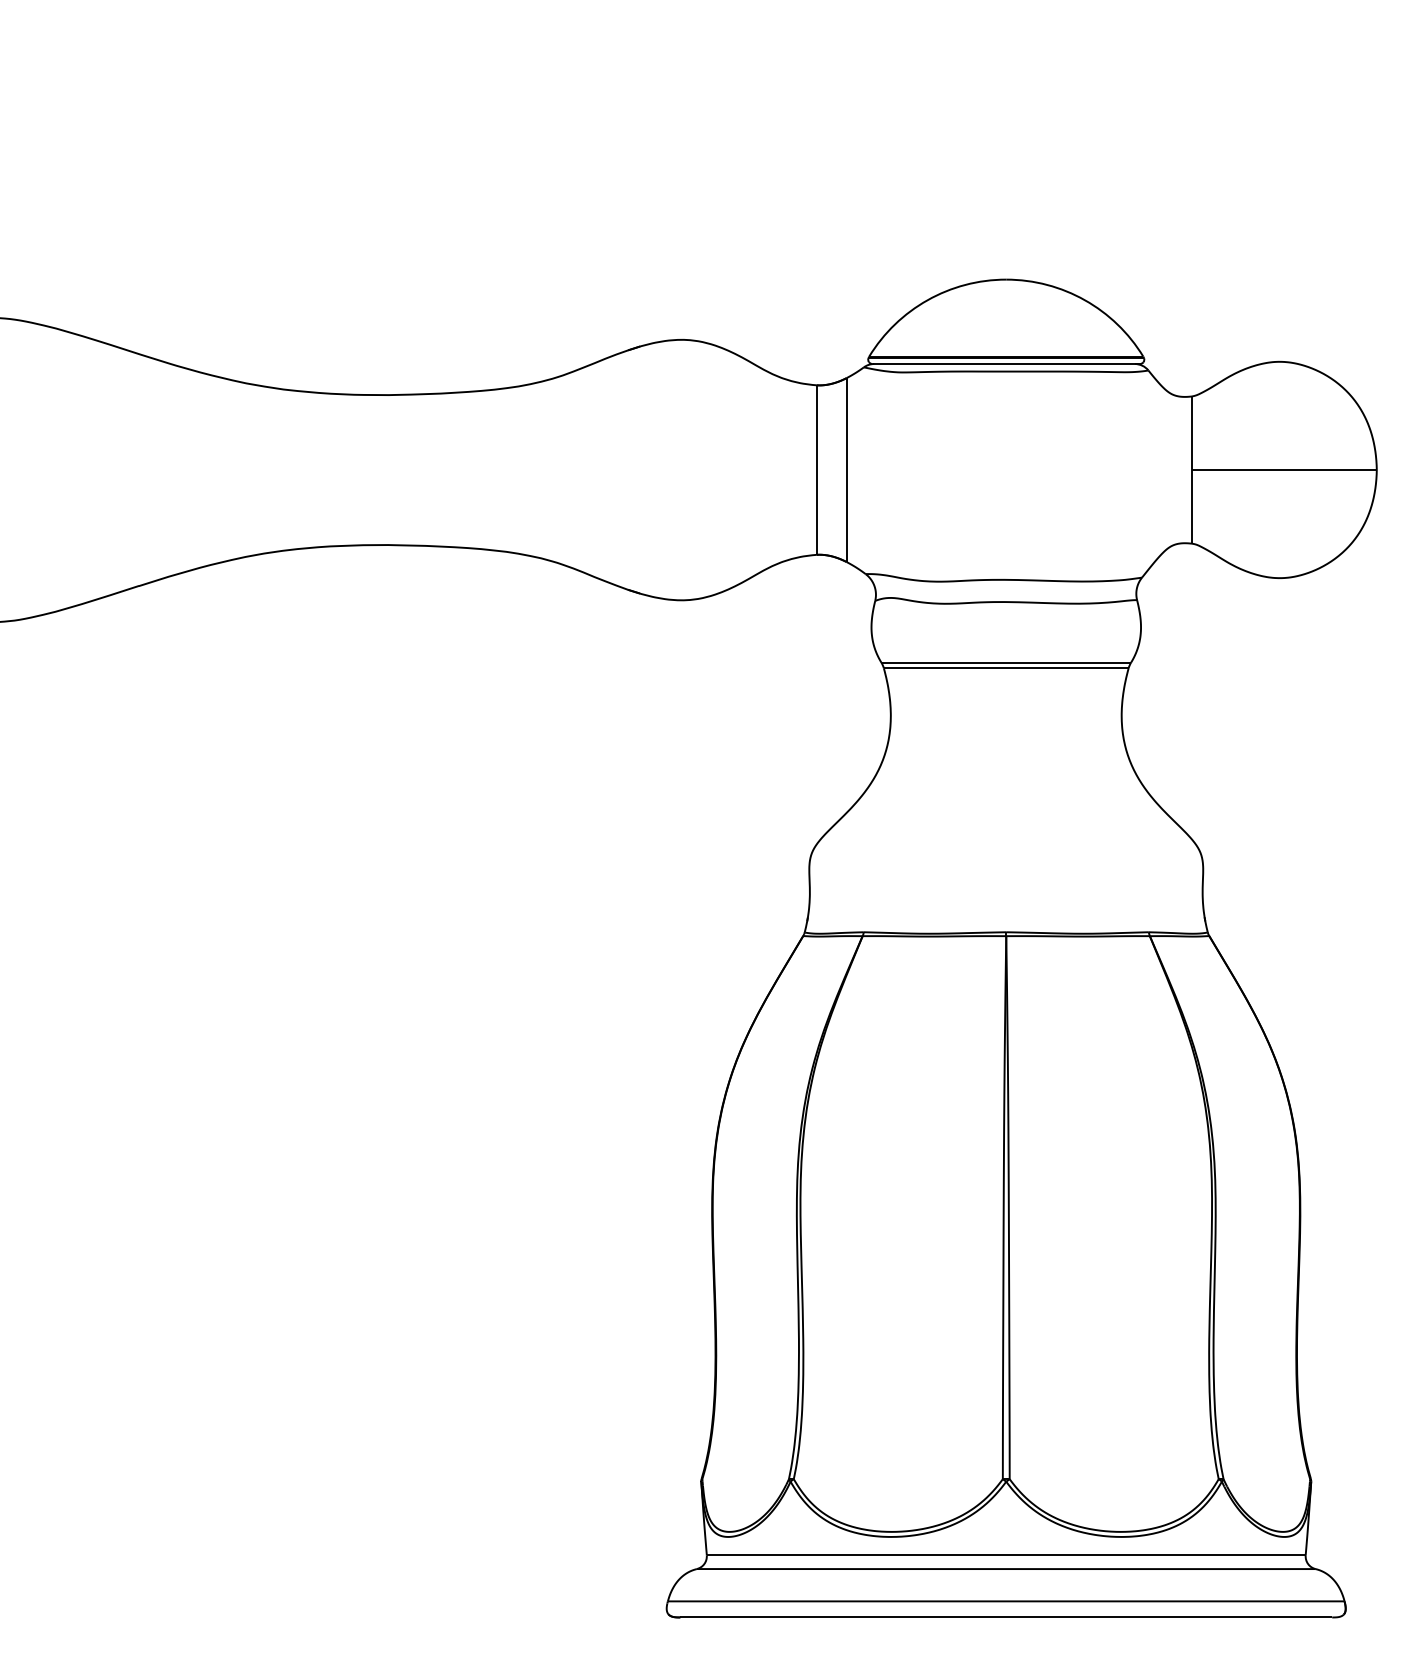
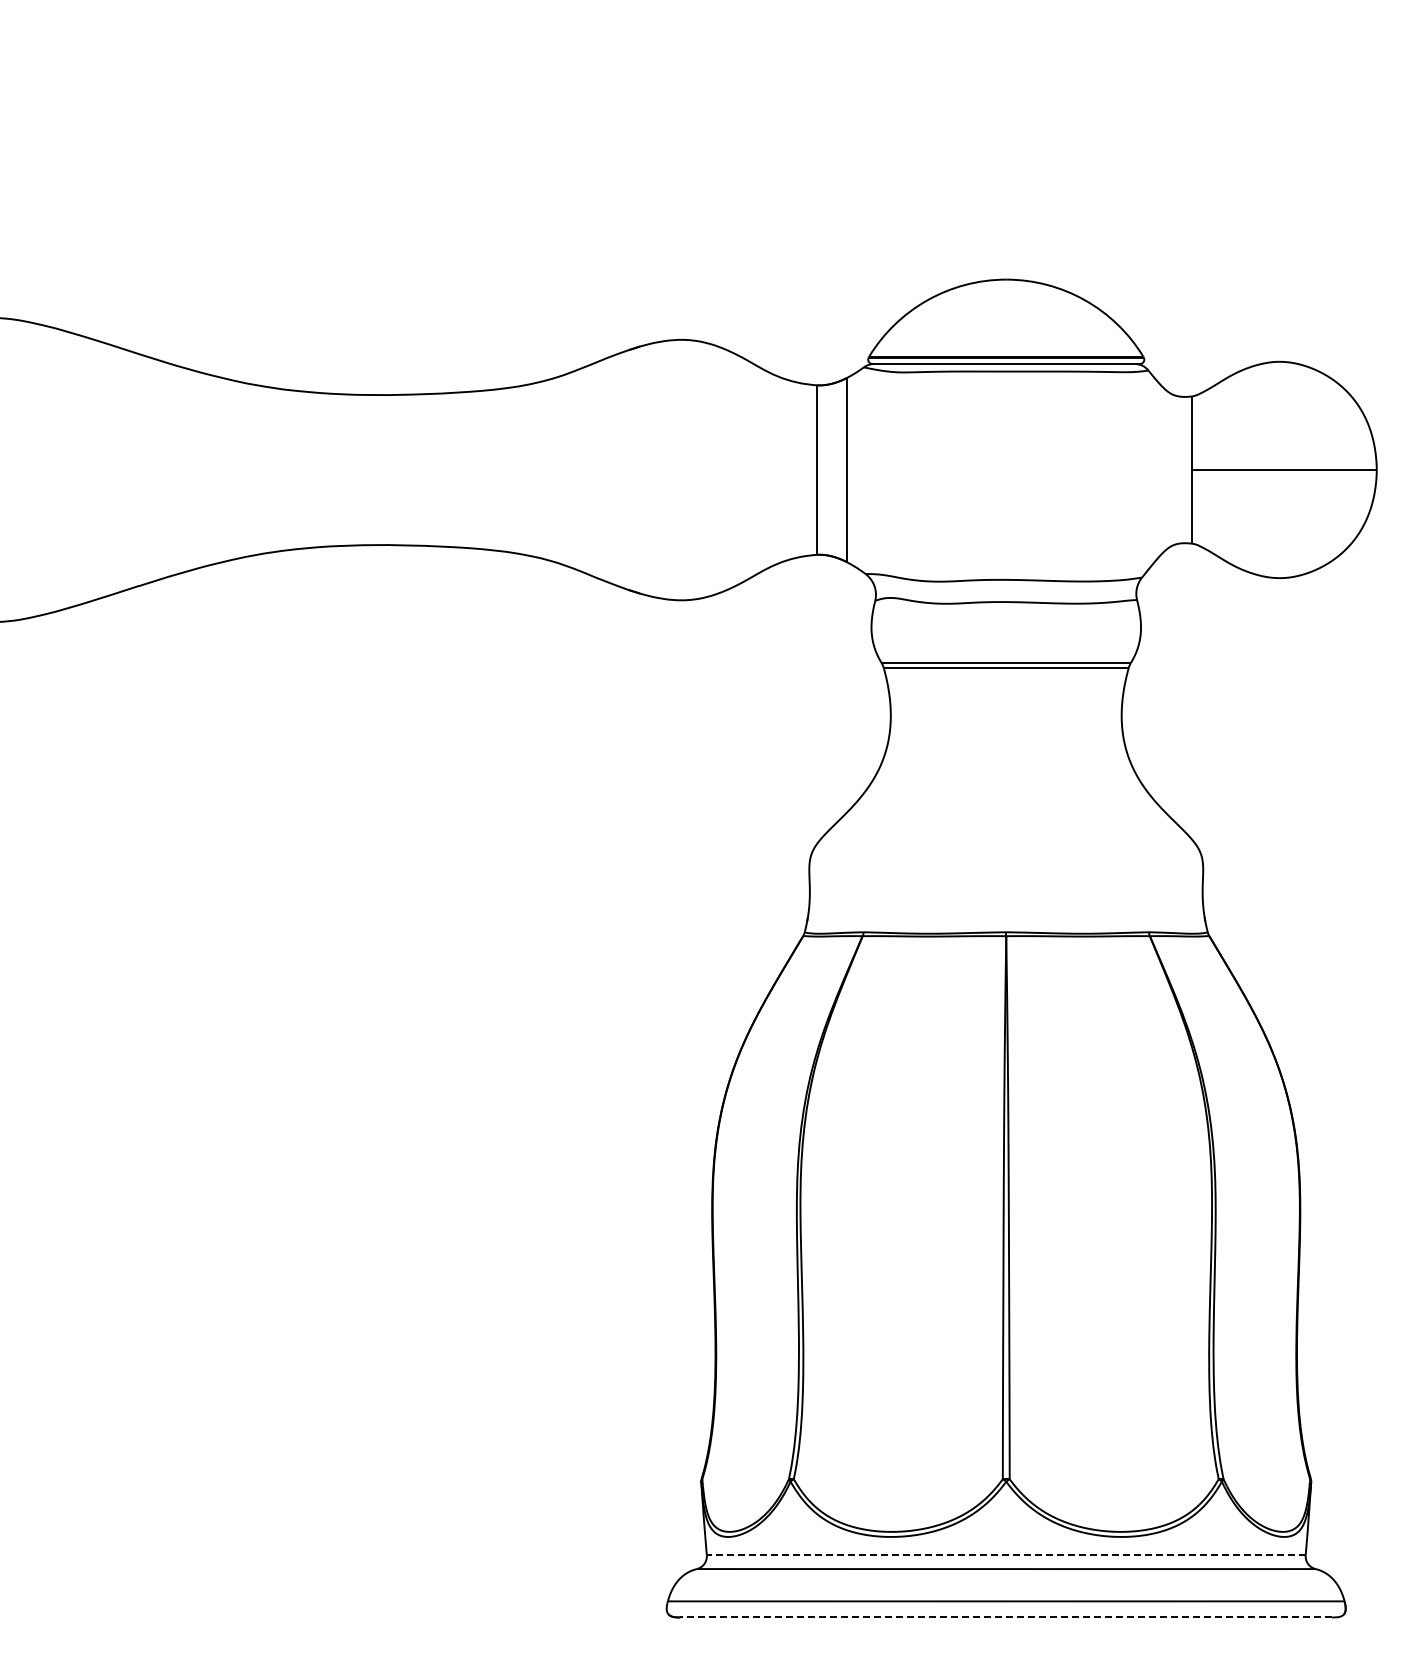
line: solid -> dashed (1005, 1555)
line: solid -> dashed (1006, 1617)
